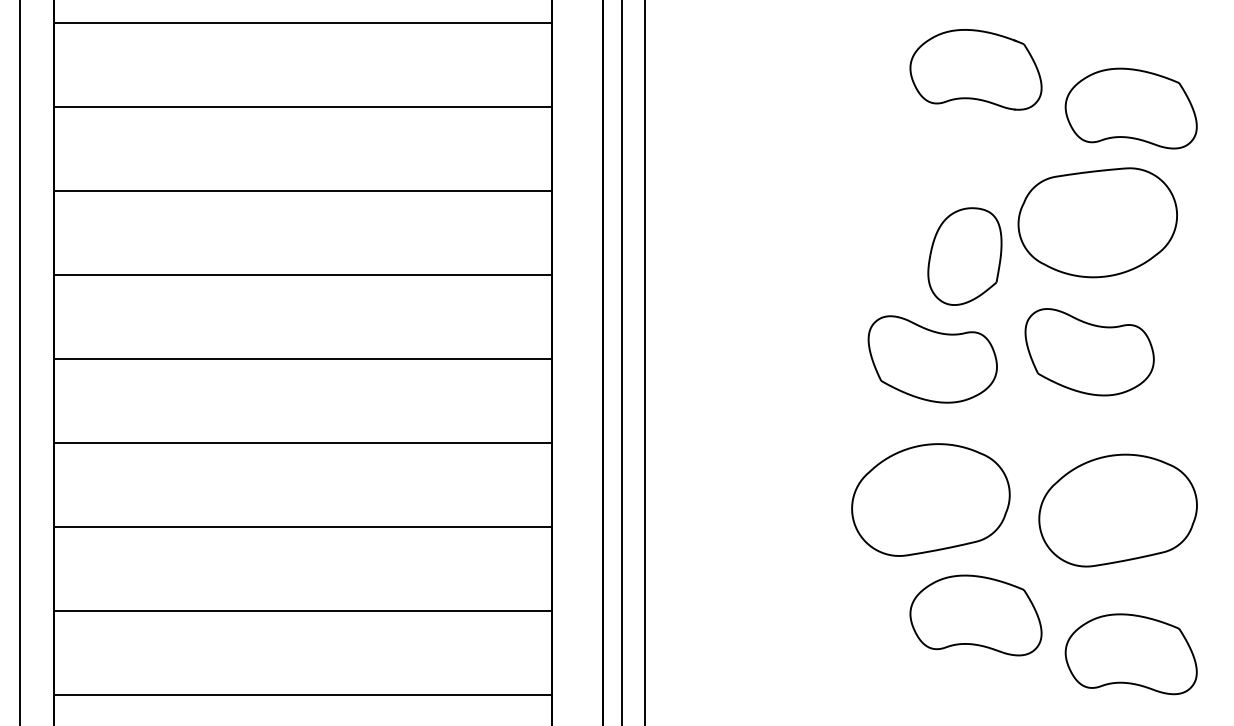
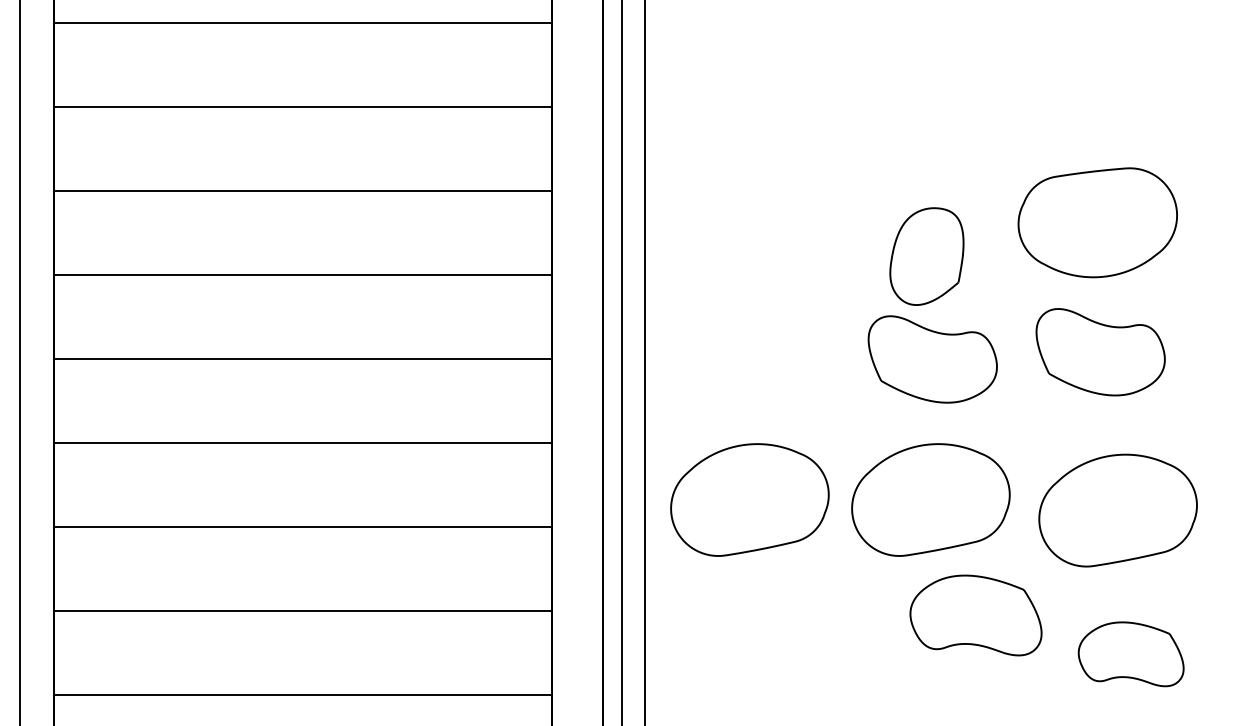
part: present -> none (975, 69)
part: present -> none (1130, 108)
part position: (964, 256) -> (926, 256) (926, 256)
part position: (1089, 352) -> (1100, 352) (1100, 352)
part: none -> present (749, 499)
part size: 134x83 px -> 108x67 px (1130, 654)
